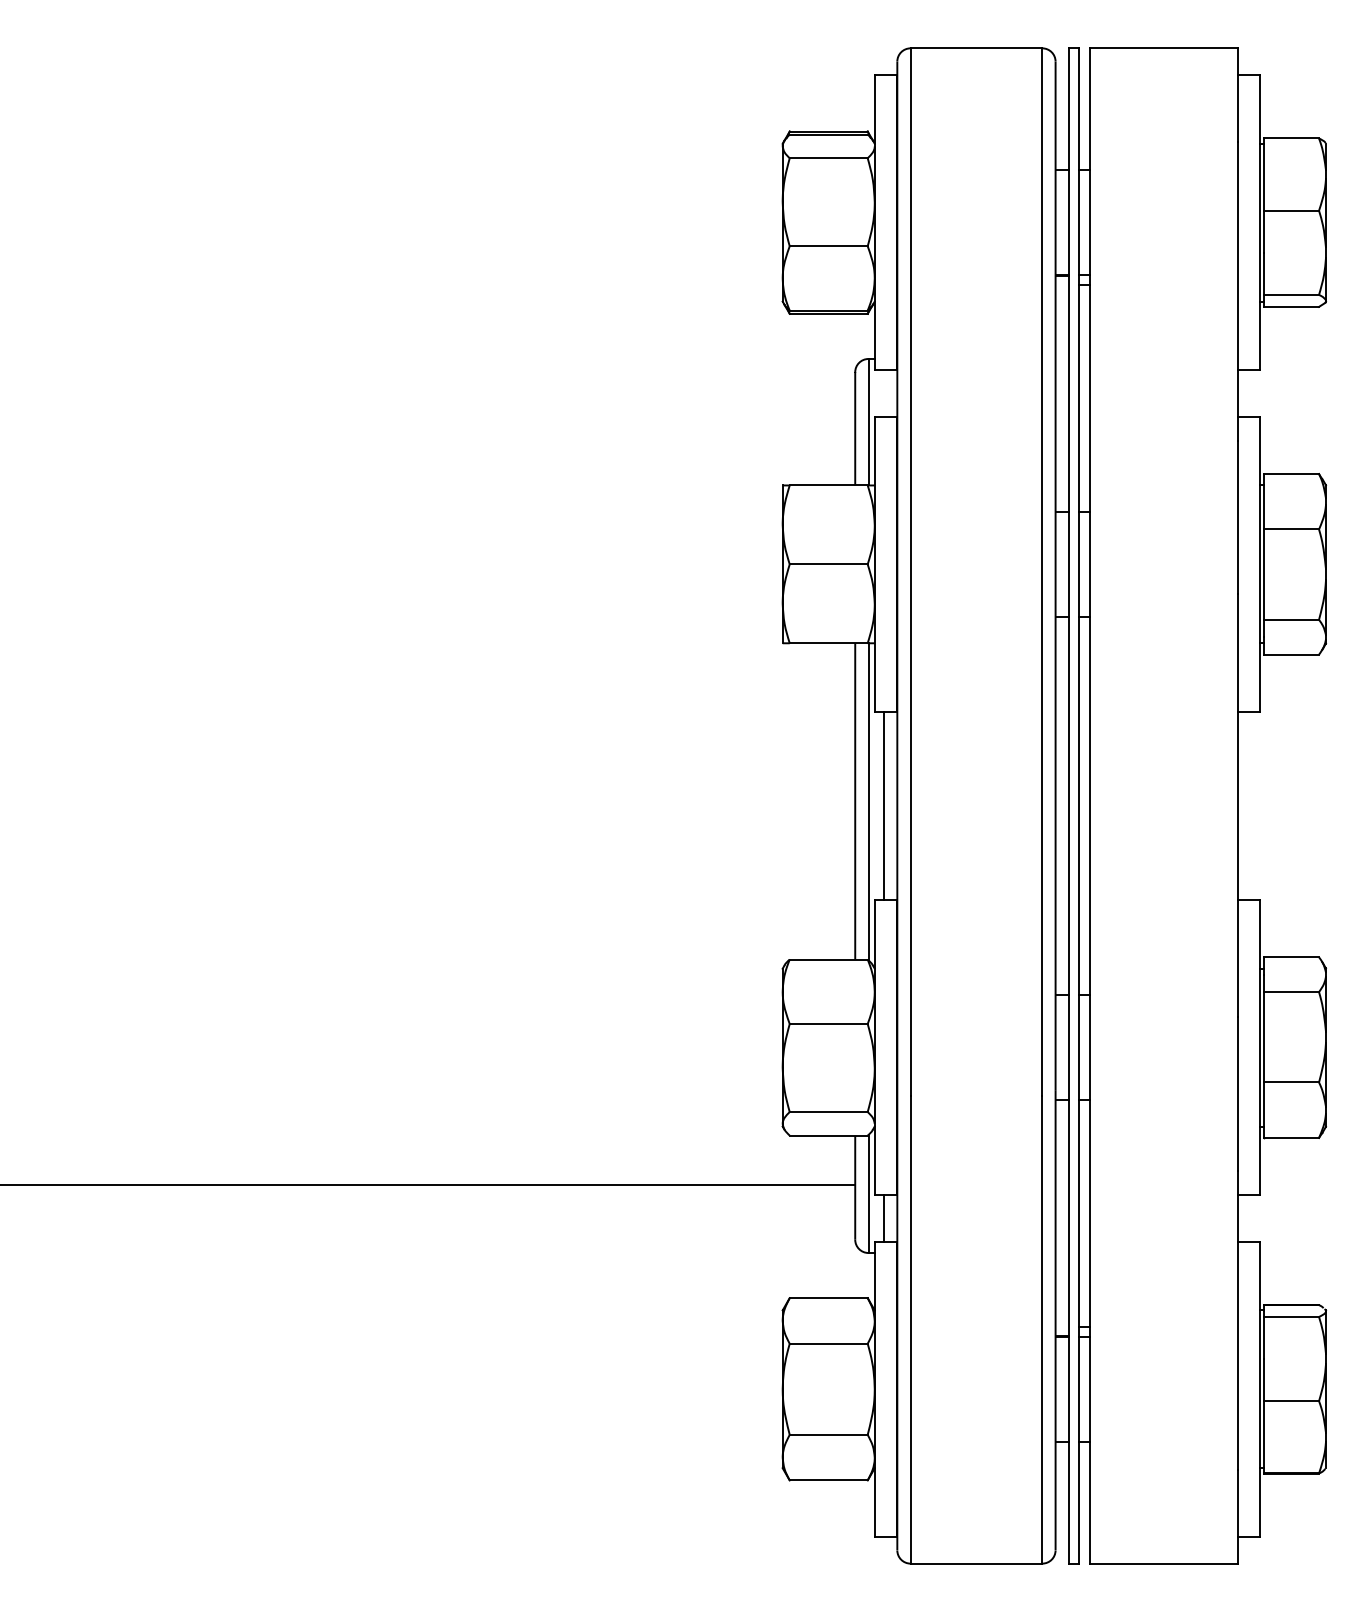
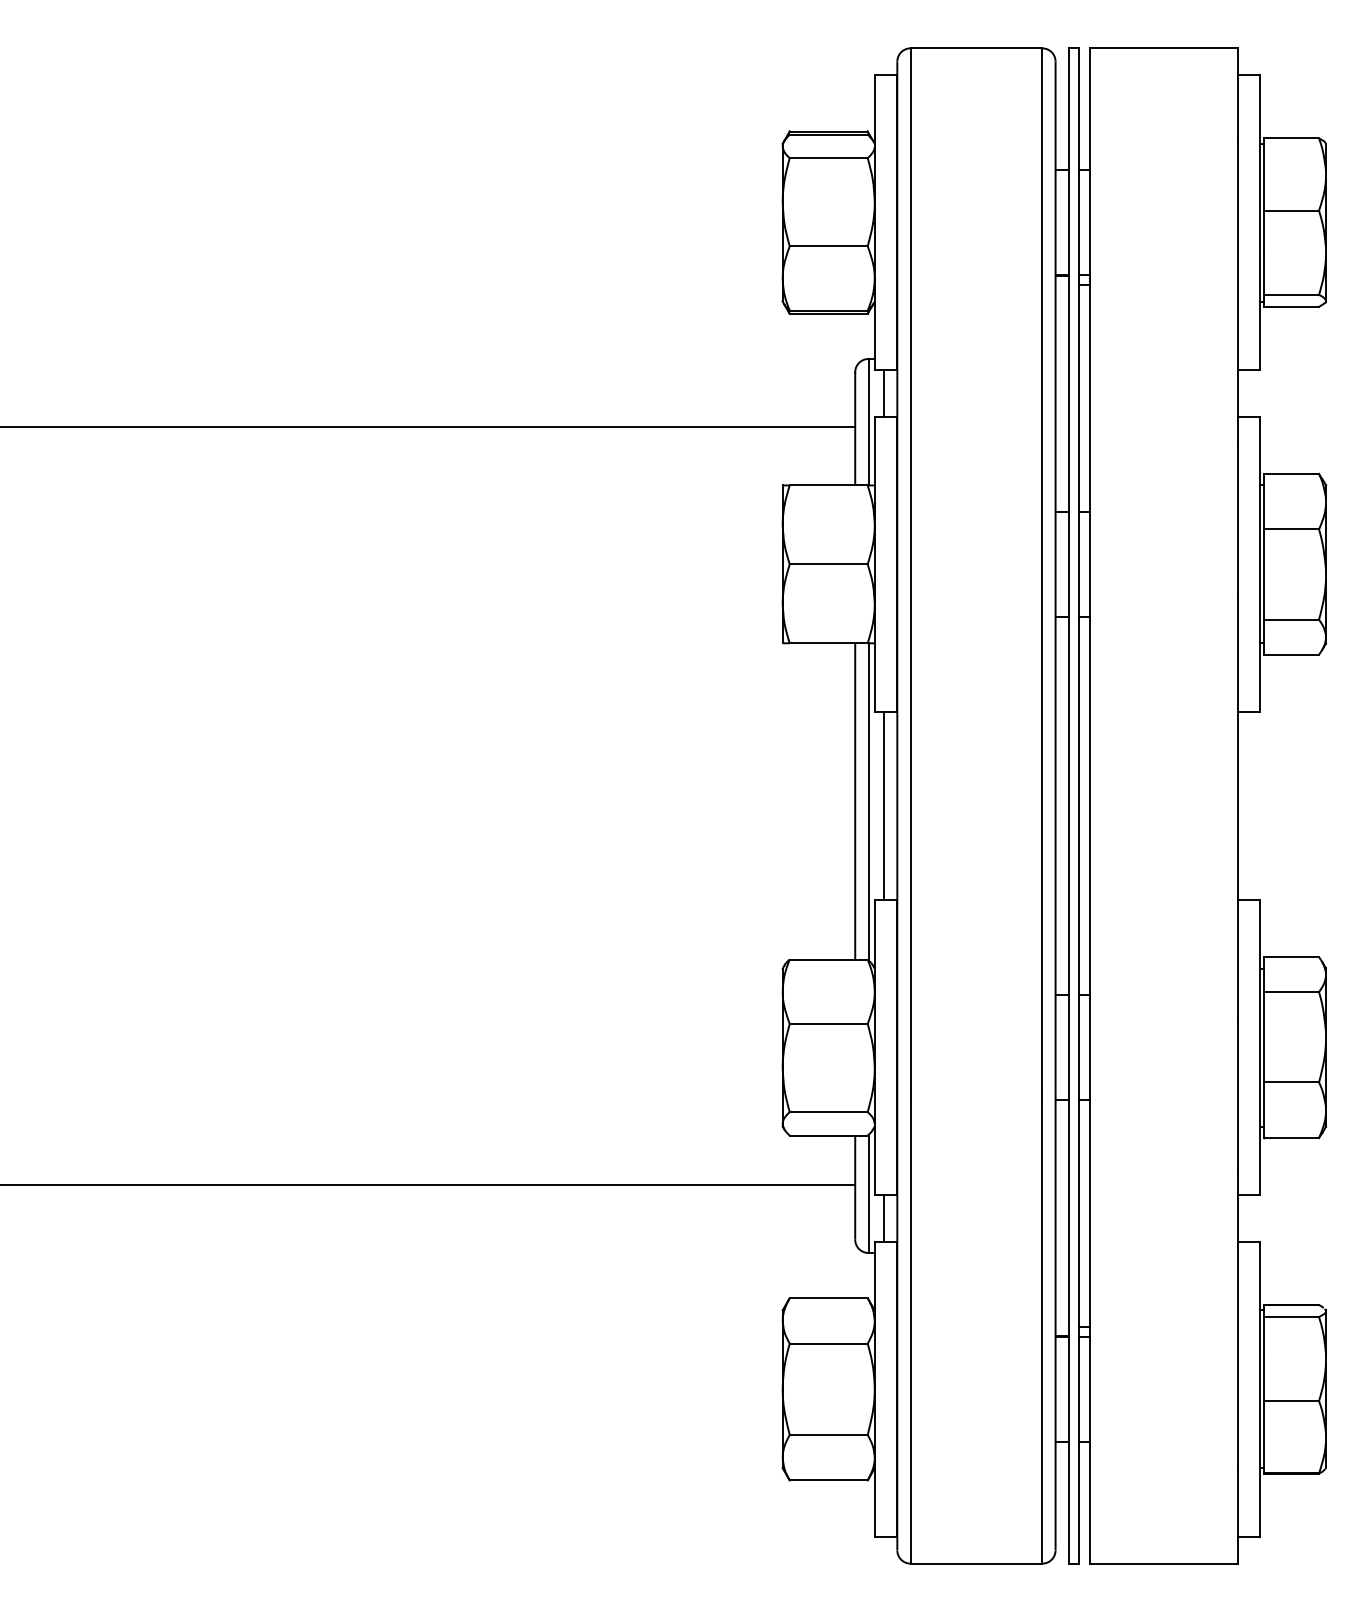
line: none -> present (884, 393)
line: none -> present (428, 427)
